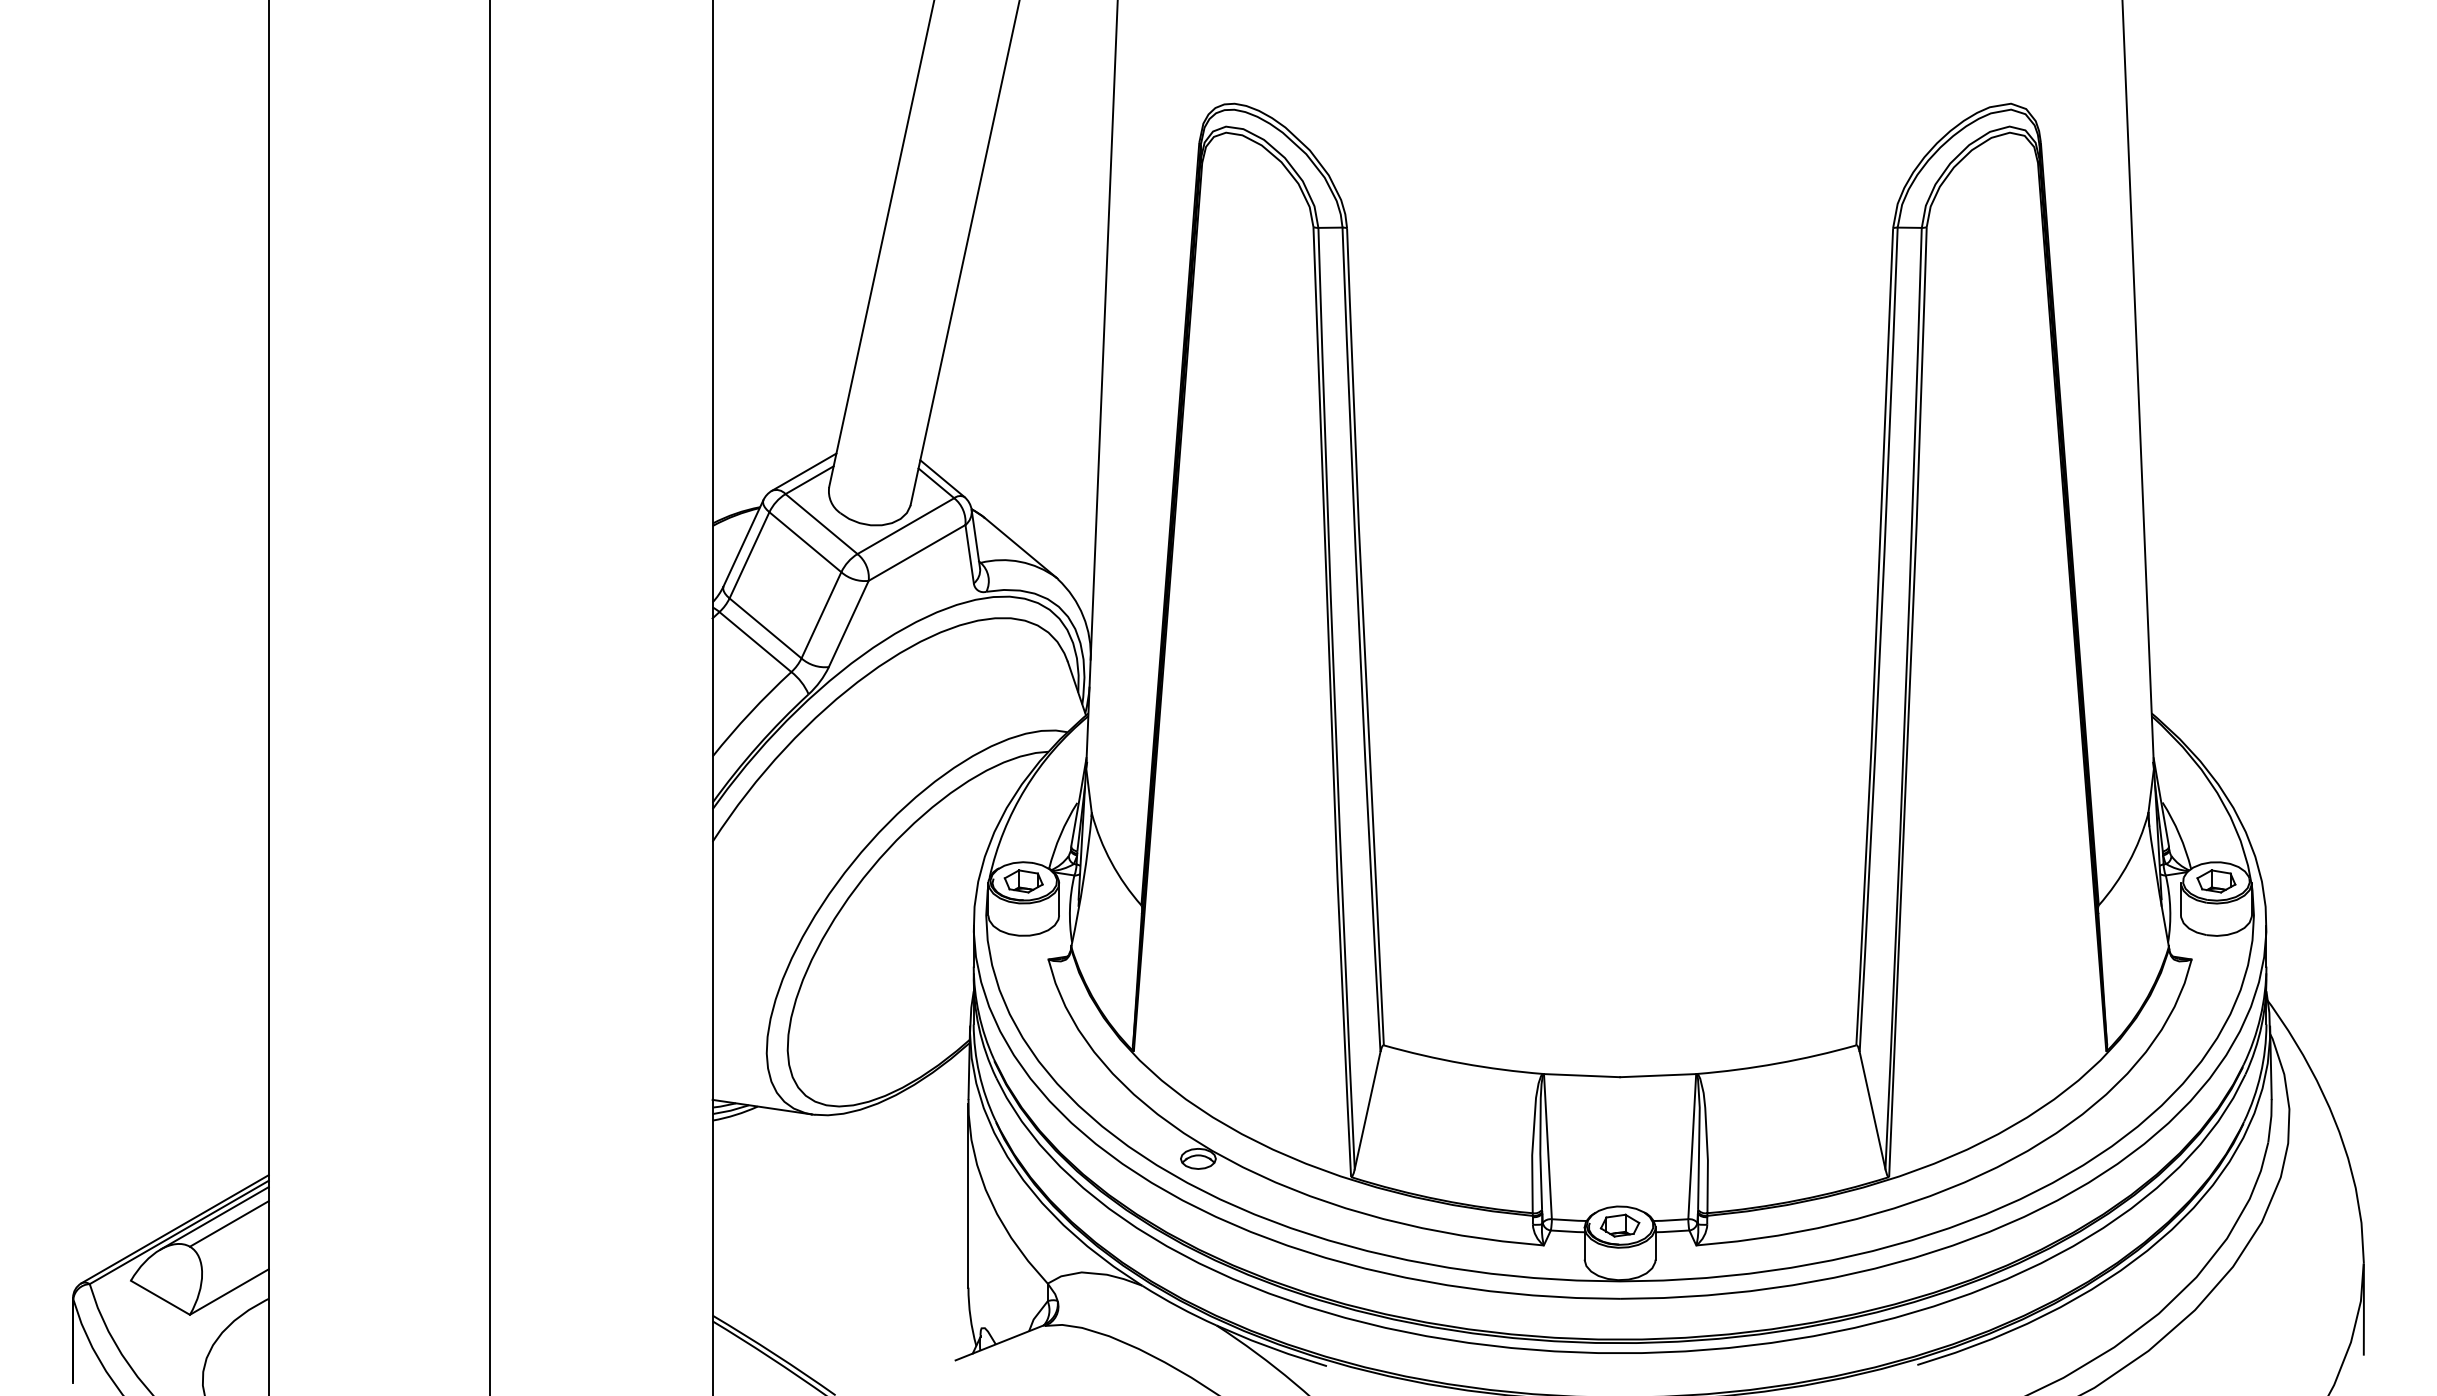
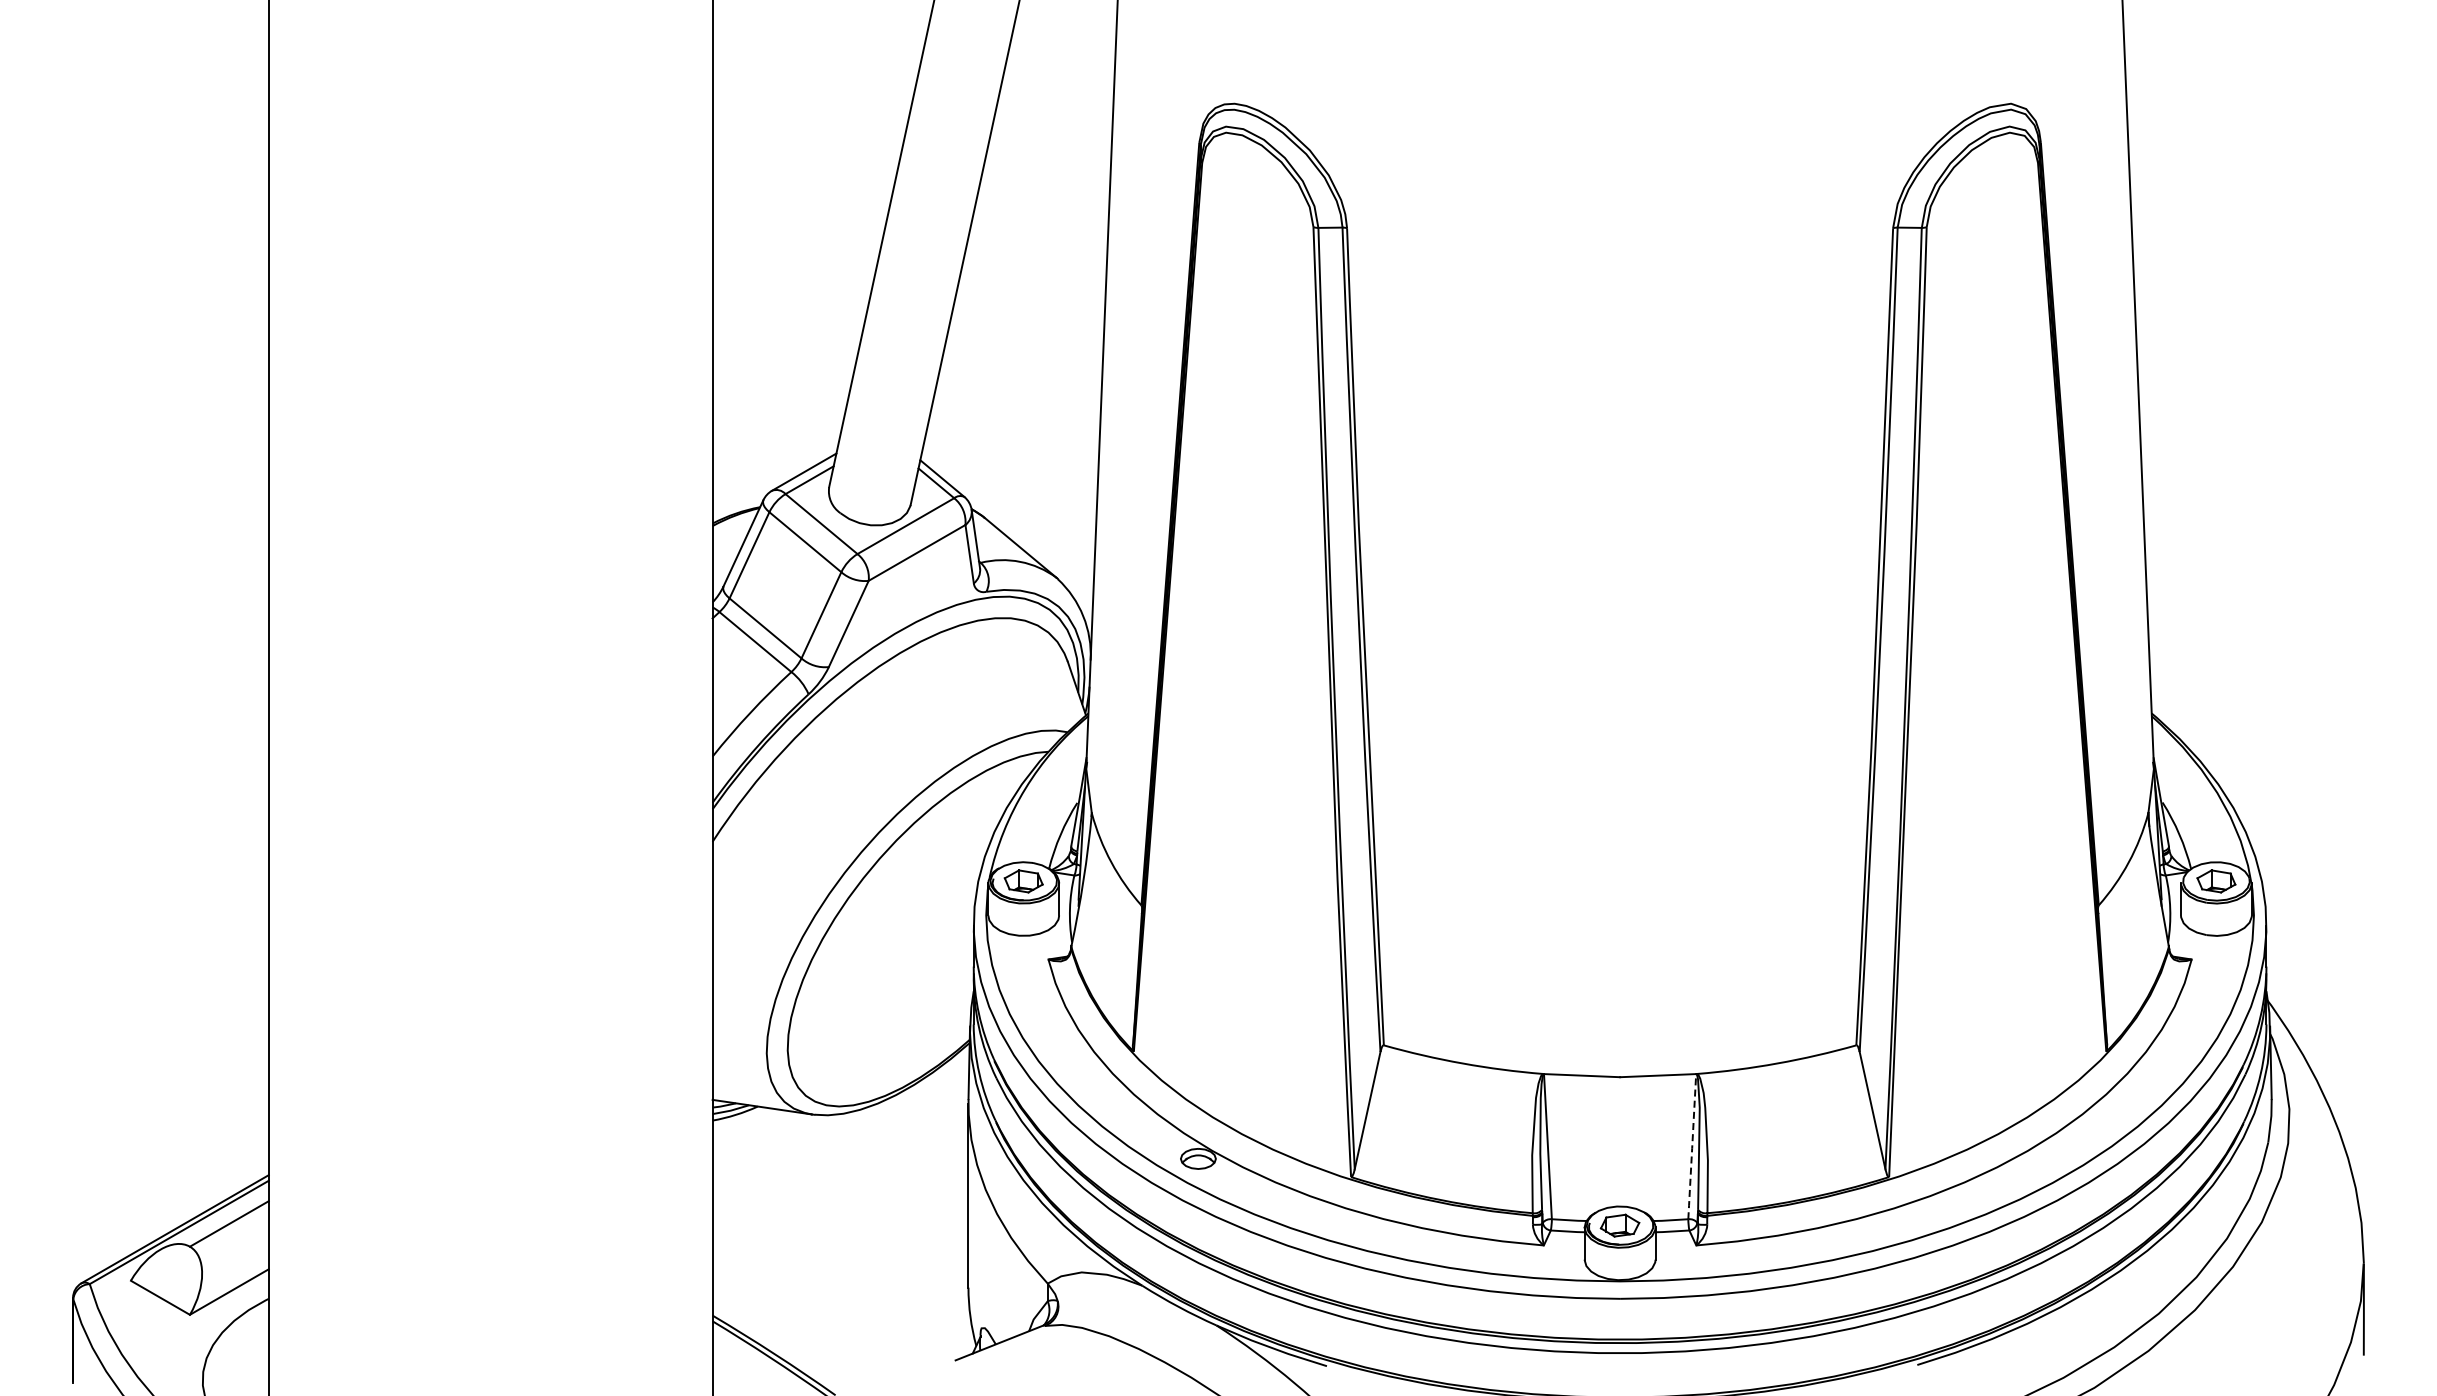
line: present -> none (489, 697)
line: solid -> dashed (1692, 1147)
line: present -> none (214, 1218)
